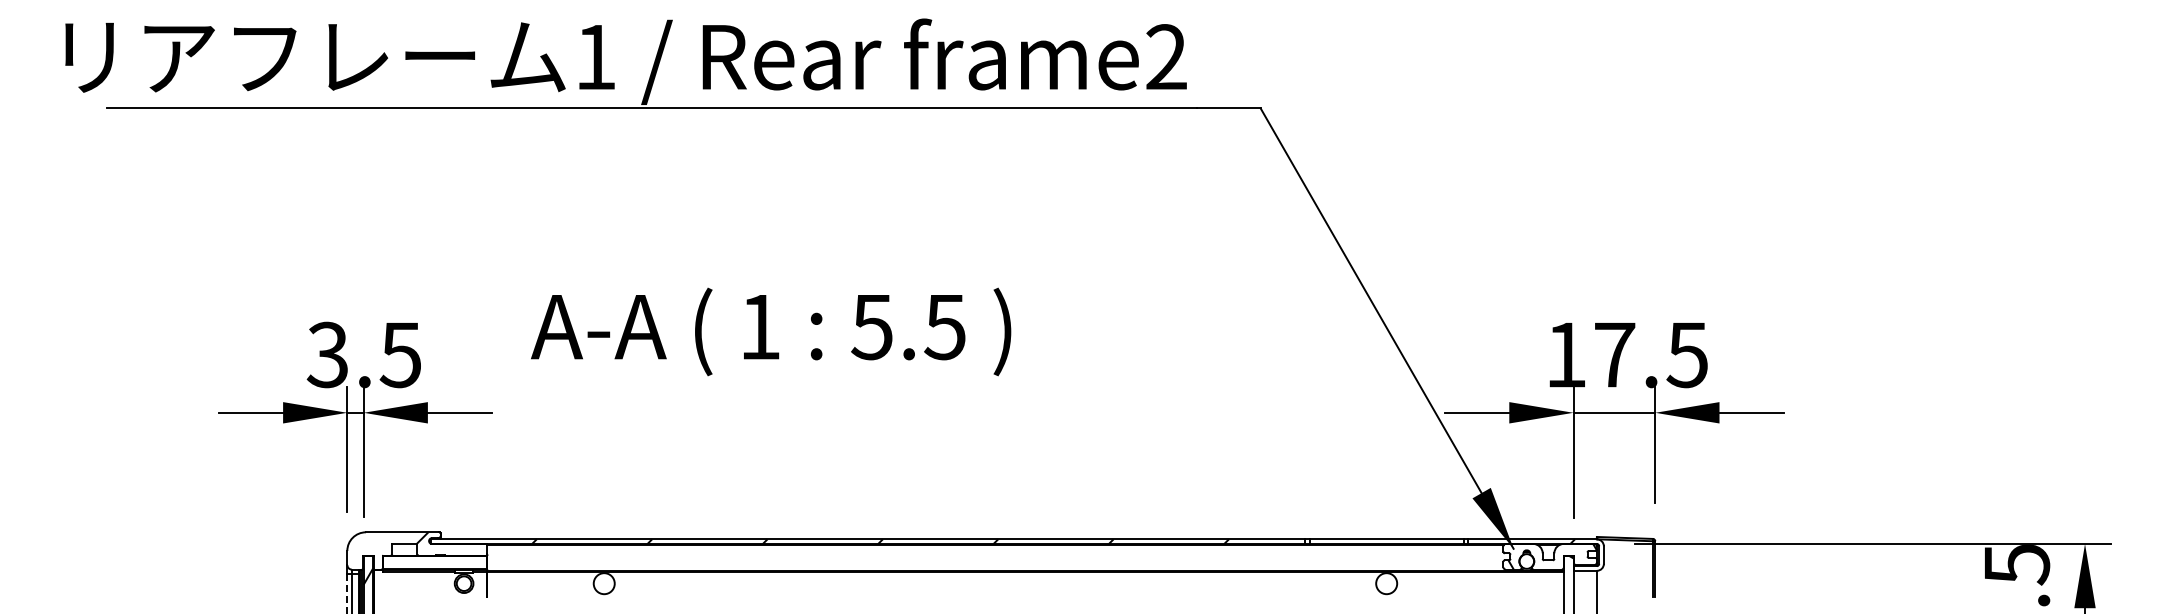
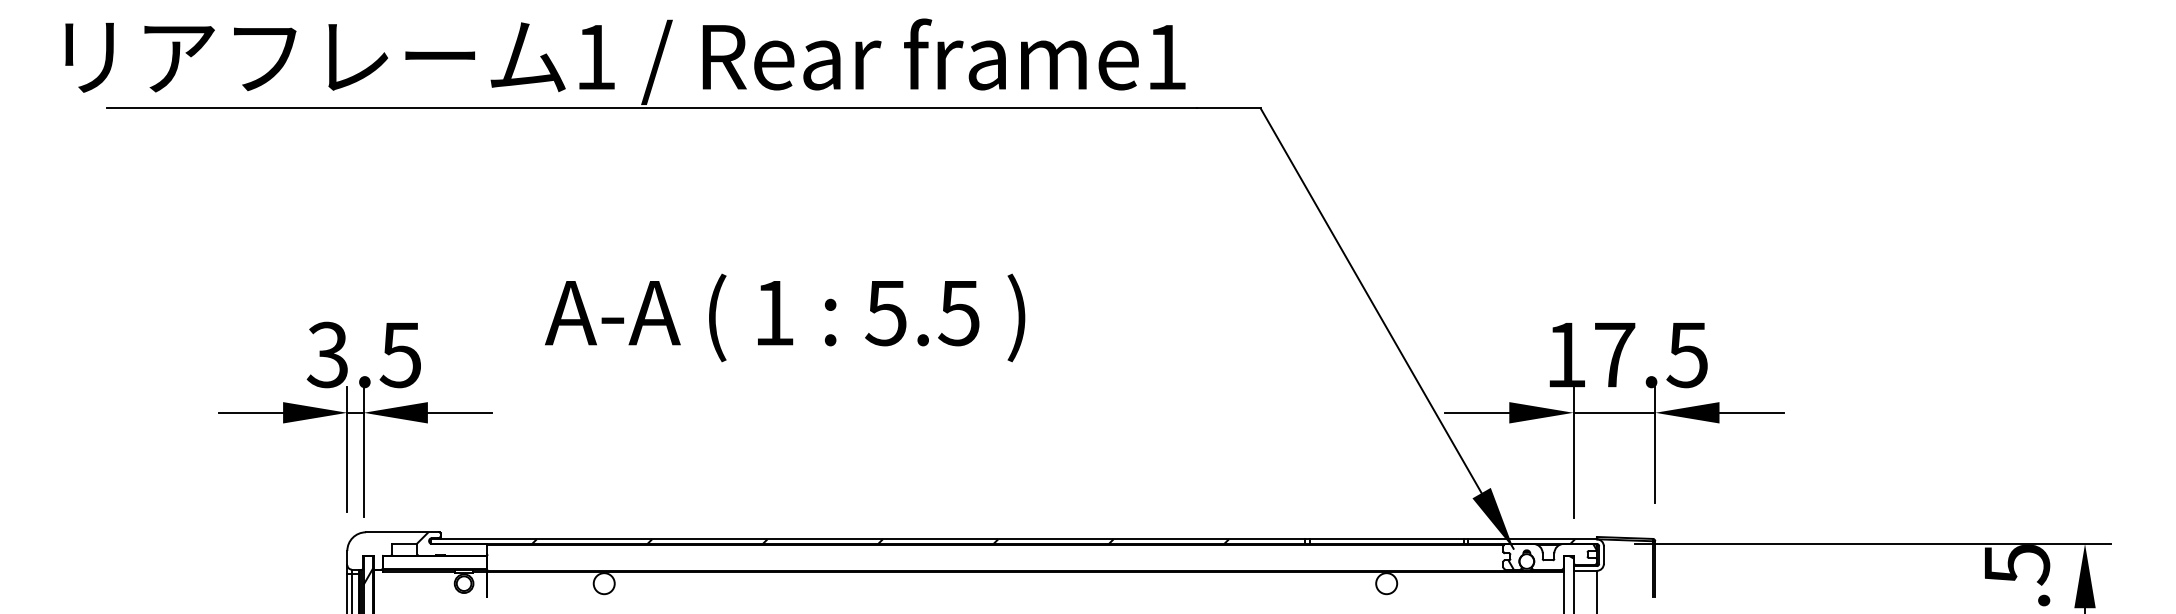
text: frame2 -> frame1 (1166, 56)
text position: (771, 331) -> (785, 317) (785, 317)
line: dashed -> solid (347, 594)
